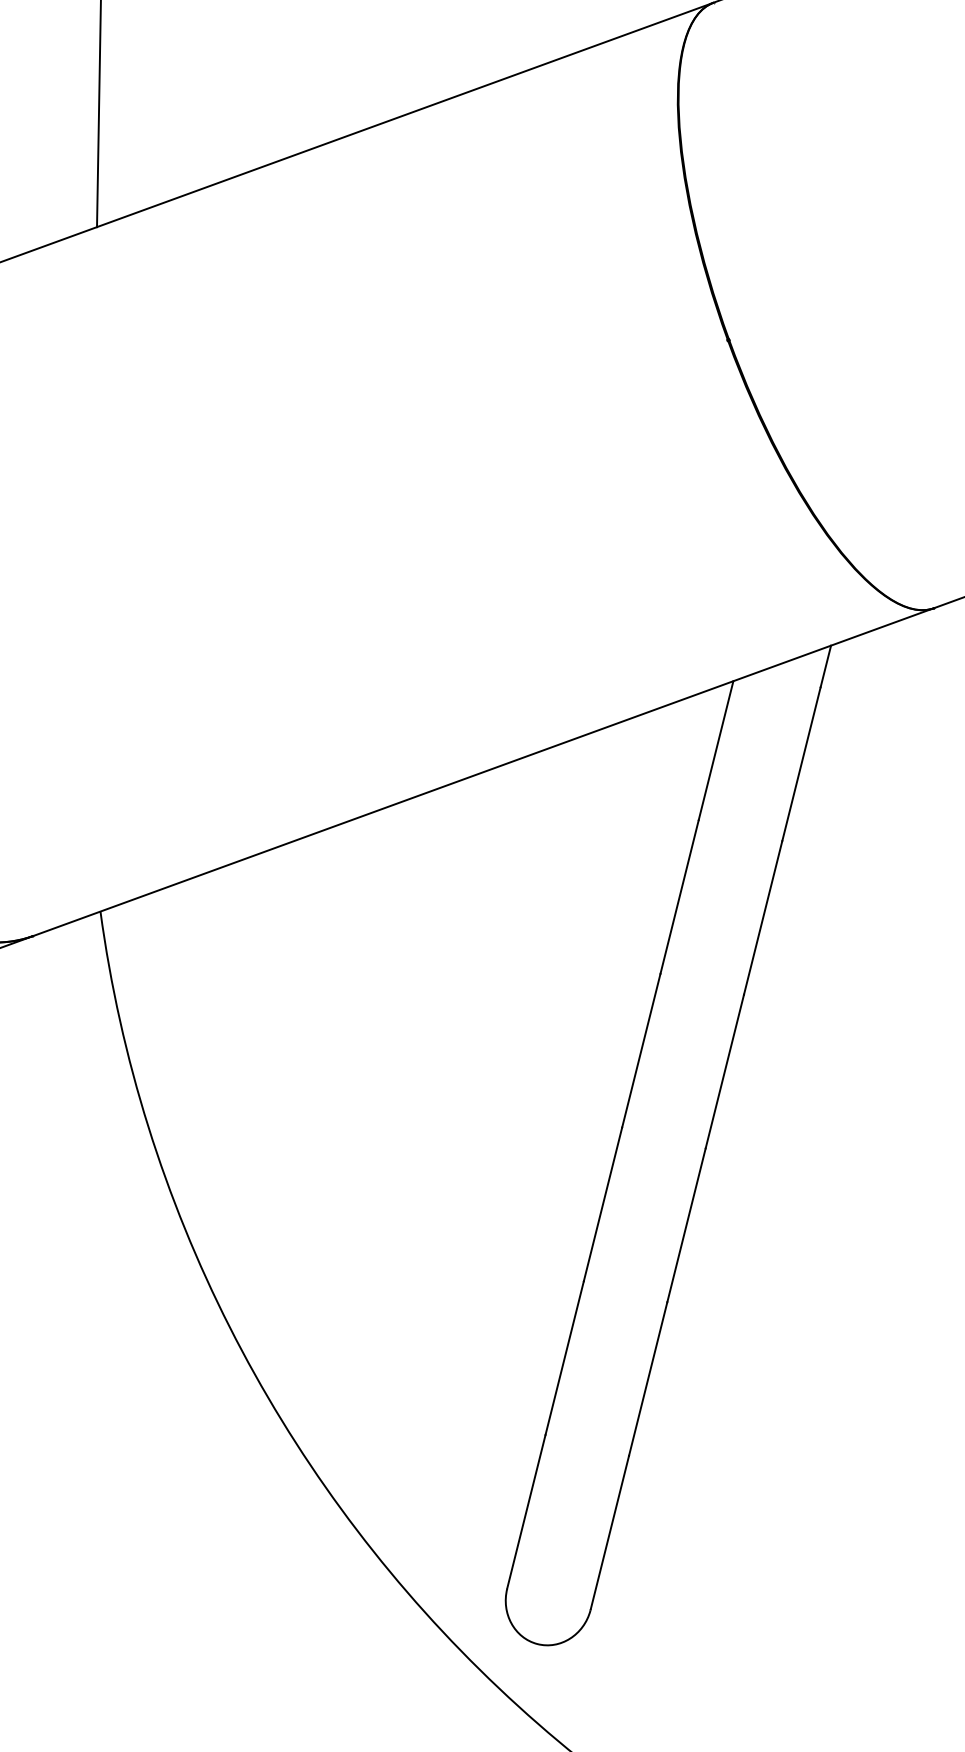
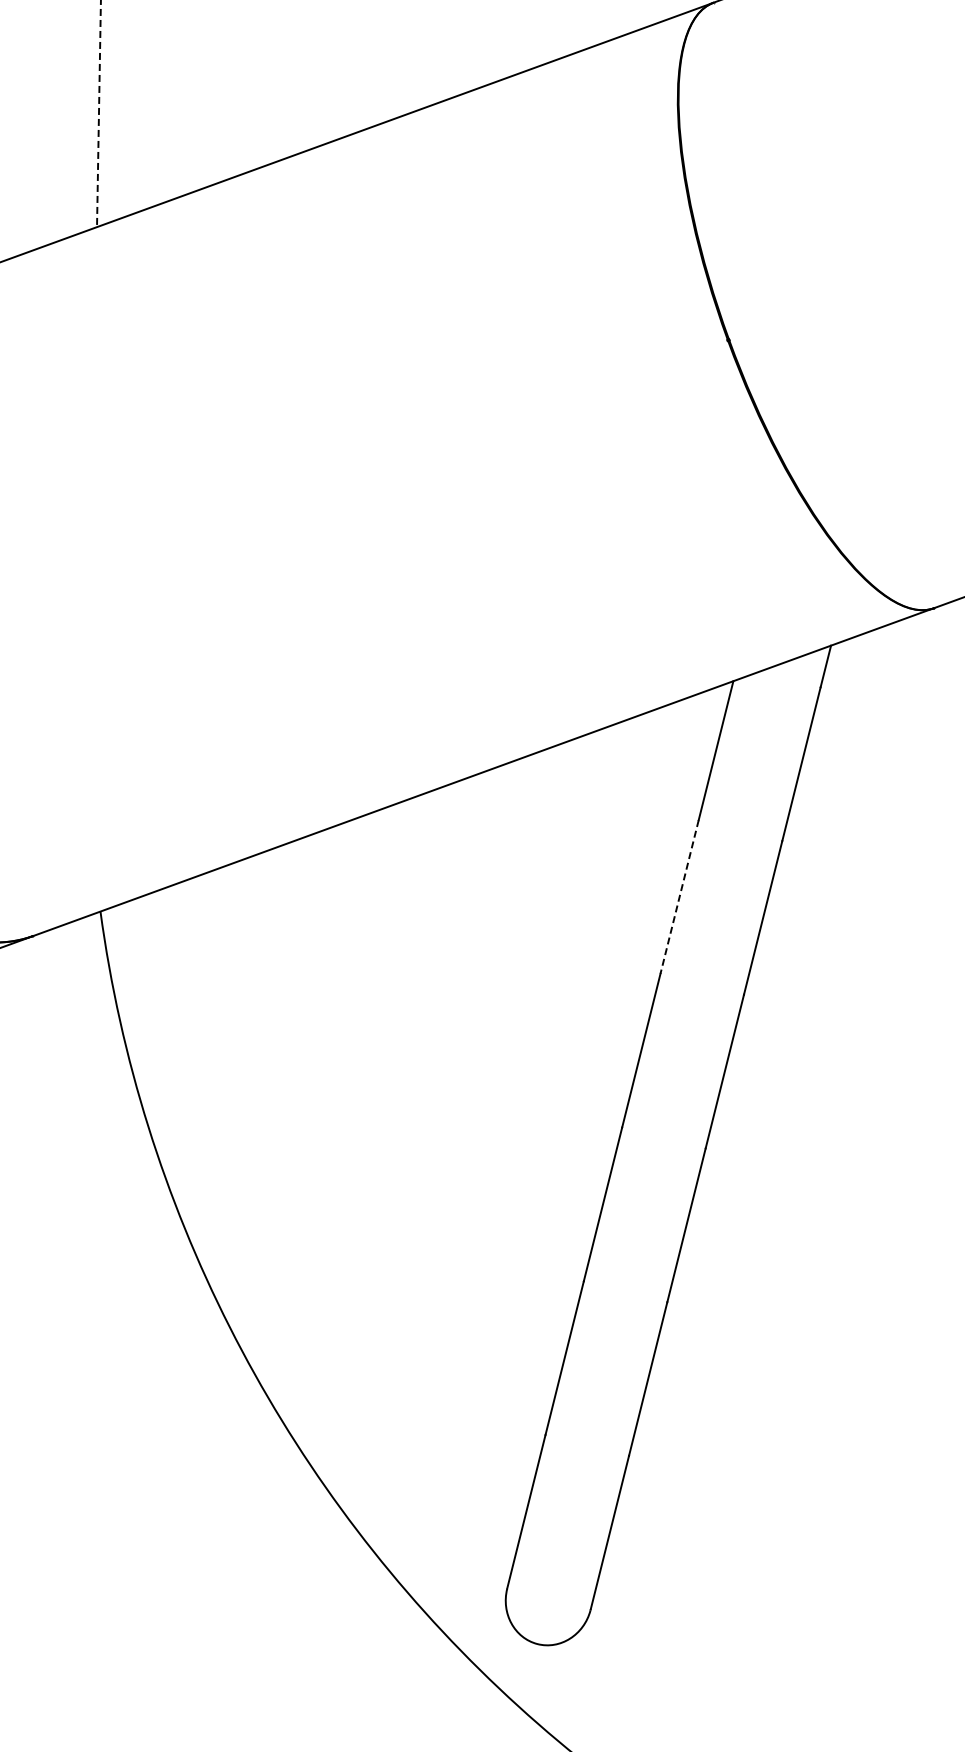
line: solid -> dashed (98, 114)
line: solid -> dashed (679, 897)
